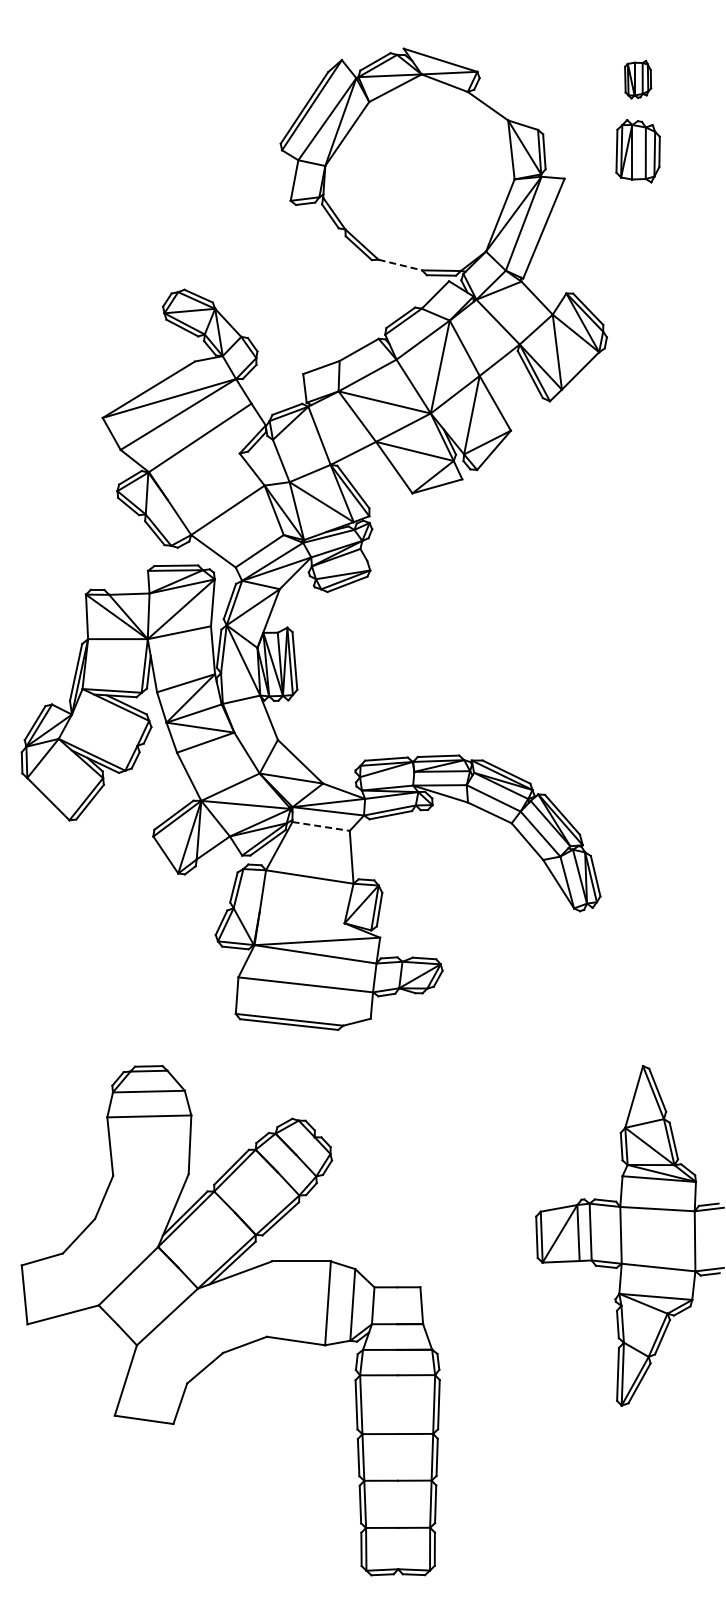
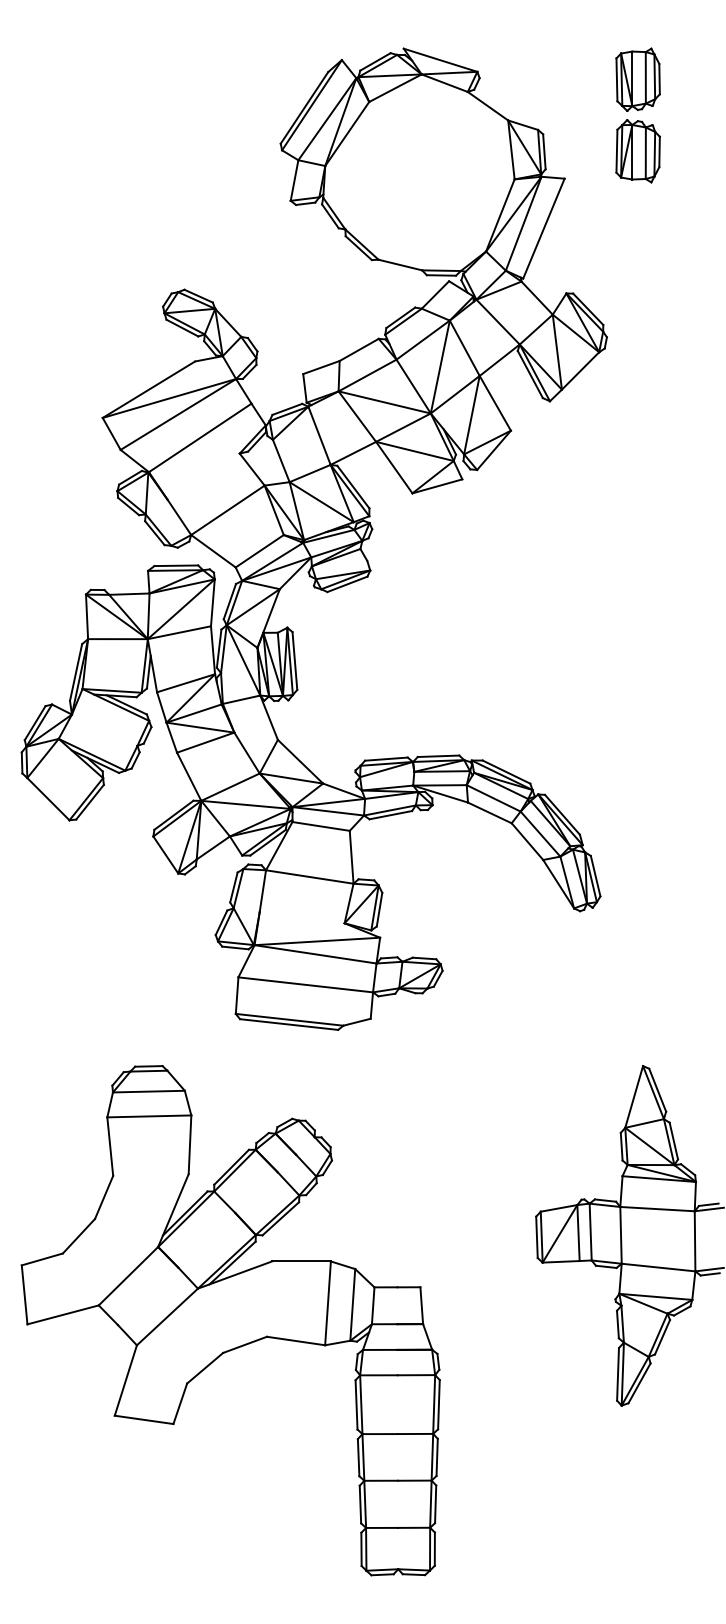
part size: 29x41 px -> 46x65 px (637, 79)
line: dashed -> solid (400, 265)
line: dashed -> solid (321, 826)
